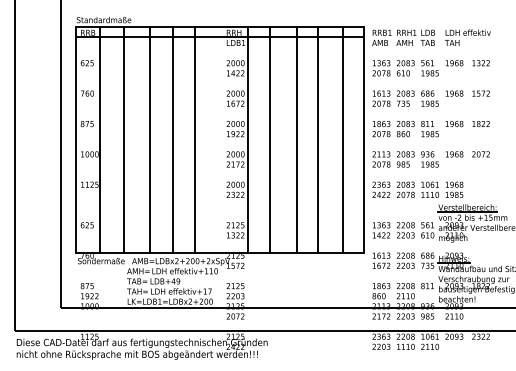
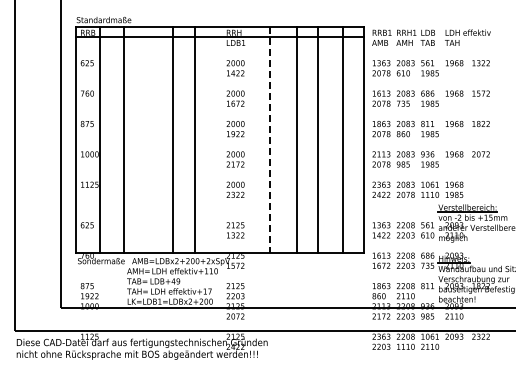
line: present -> none (150, 140)
line: present -> none (248, 140)
line: solid -> dashed (270, 140)
